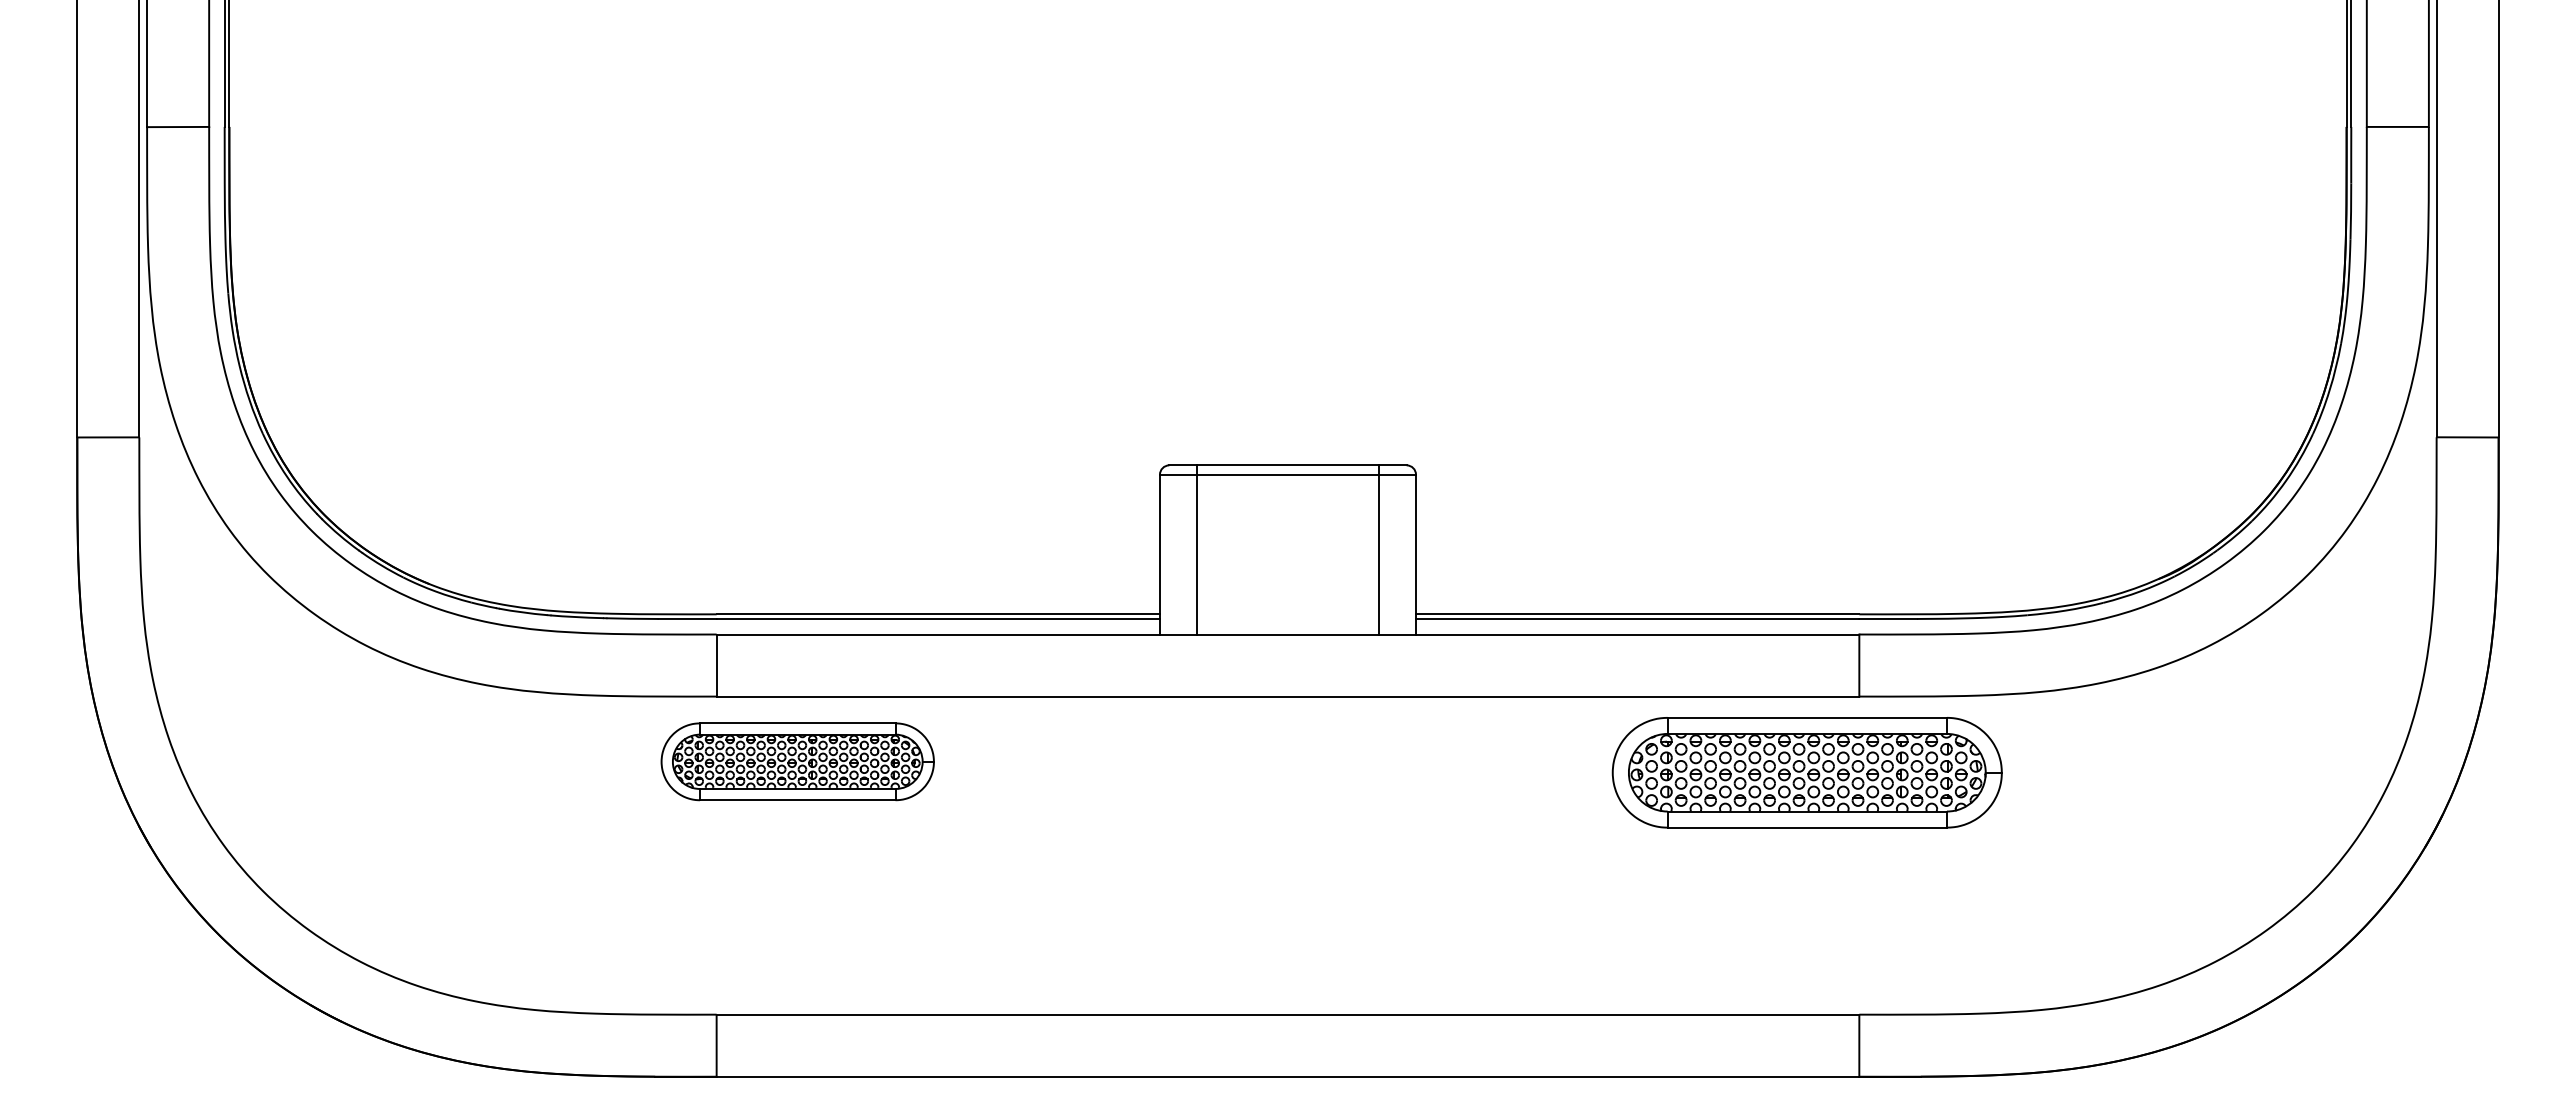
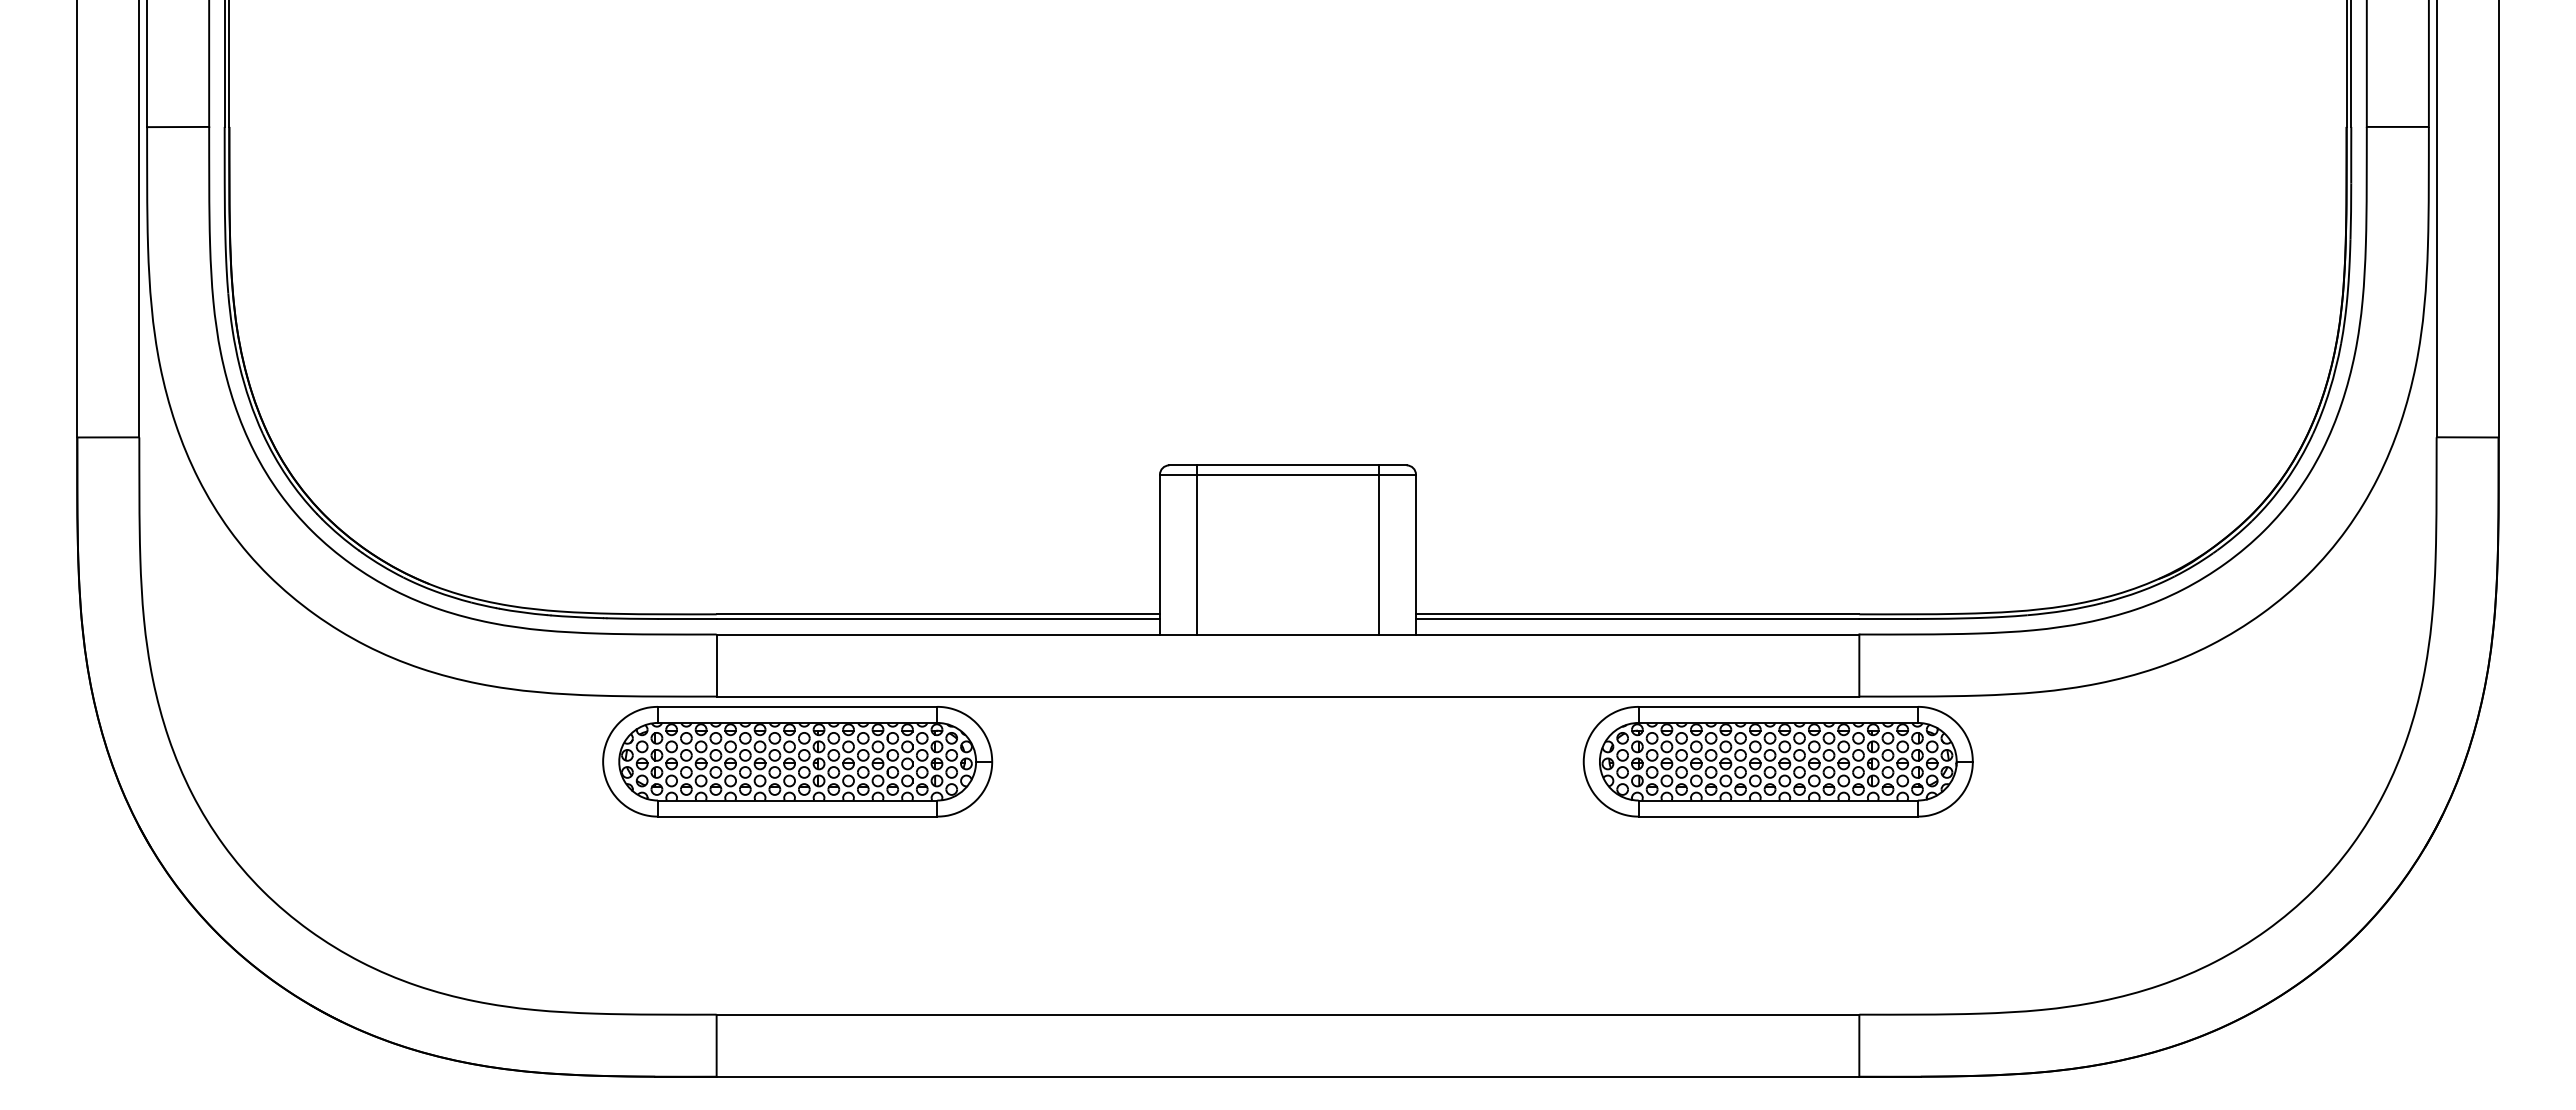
part size: 275x80 px -> 392x112 px (797, 761)
part position: (1806, 772) -> (1777, 761) (1777, 761)
